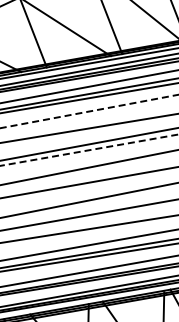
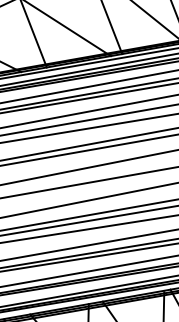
line: dashed -> solid (89, 111)
line: none -> present (88, 119)
line: dashed -> solid (89, 150)
line: none -> present (88, 220)
